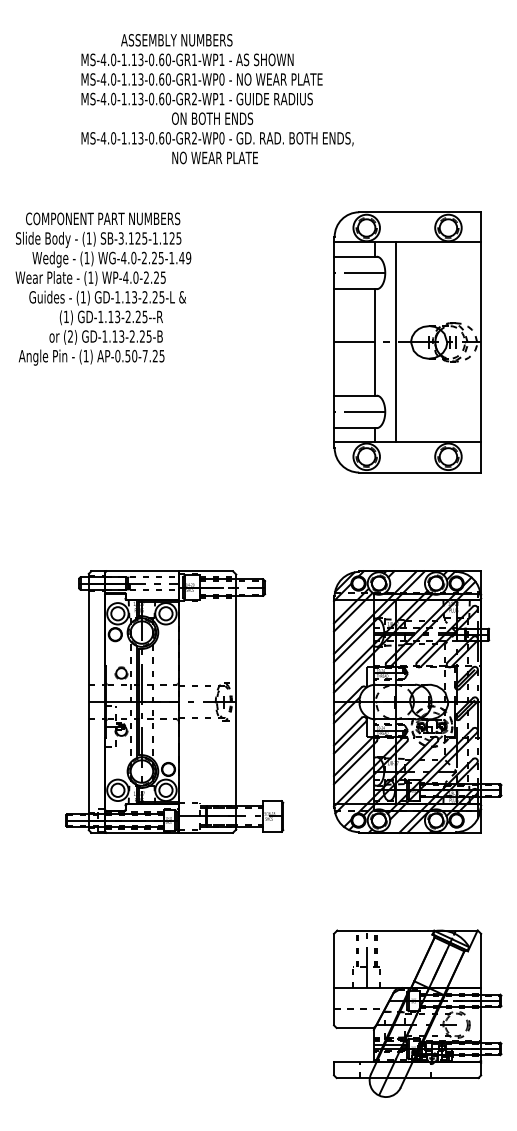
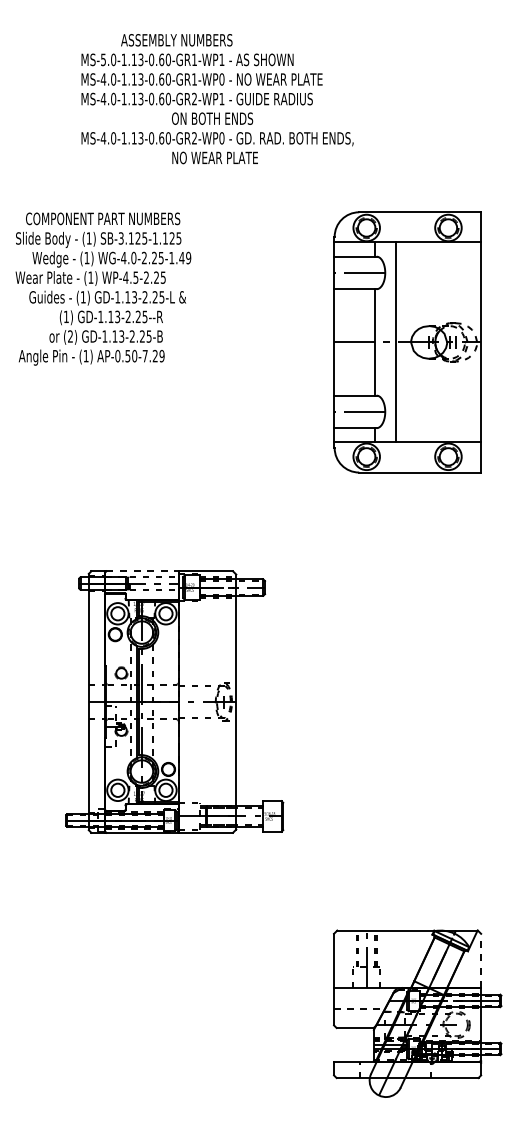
text: MS-4.0-1.13-0.60-GR1-WP1 -> MS-5.0-1.13-0.60-GR1-WP1 (103, 59)
text: WP-4.0-2.25 -> WP-4.5-2.25 (135, 277)
text: AP-0.50-7.25 -> AP-0.50-7.29 (161, 356)
line: solid -> dashed (143, 571)
part: present -> none (417, 701)
line: solid -> dashed (481, 960)
